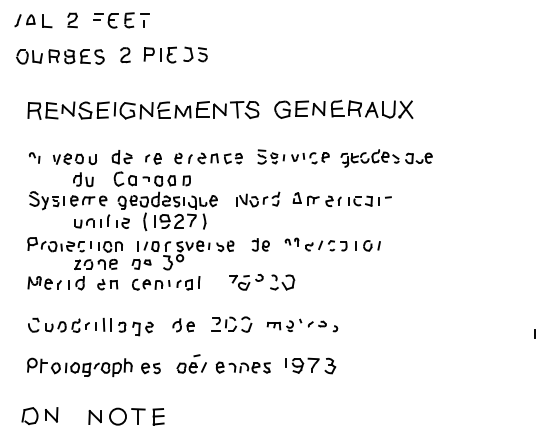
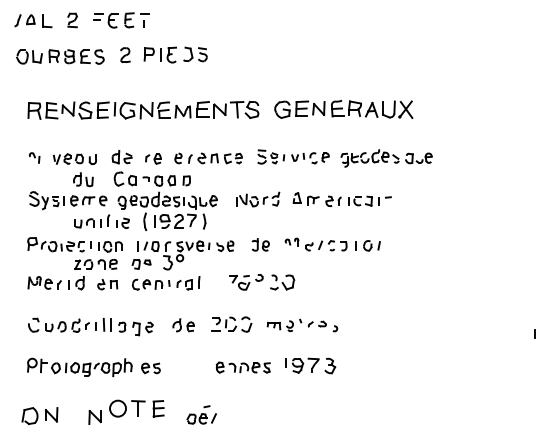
part position: (191, 363) -> (201, 414) (201, 414)
part position: (136, 416) -> (136, 408) (136, 408)
